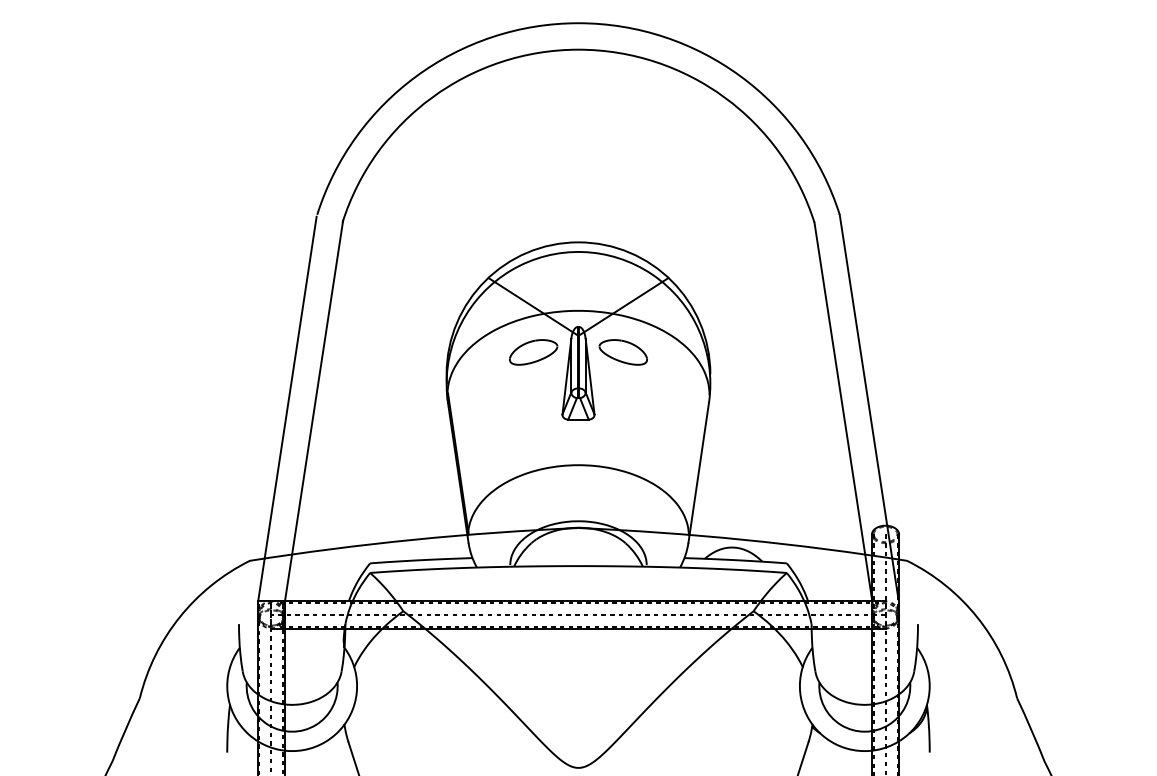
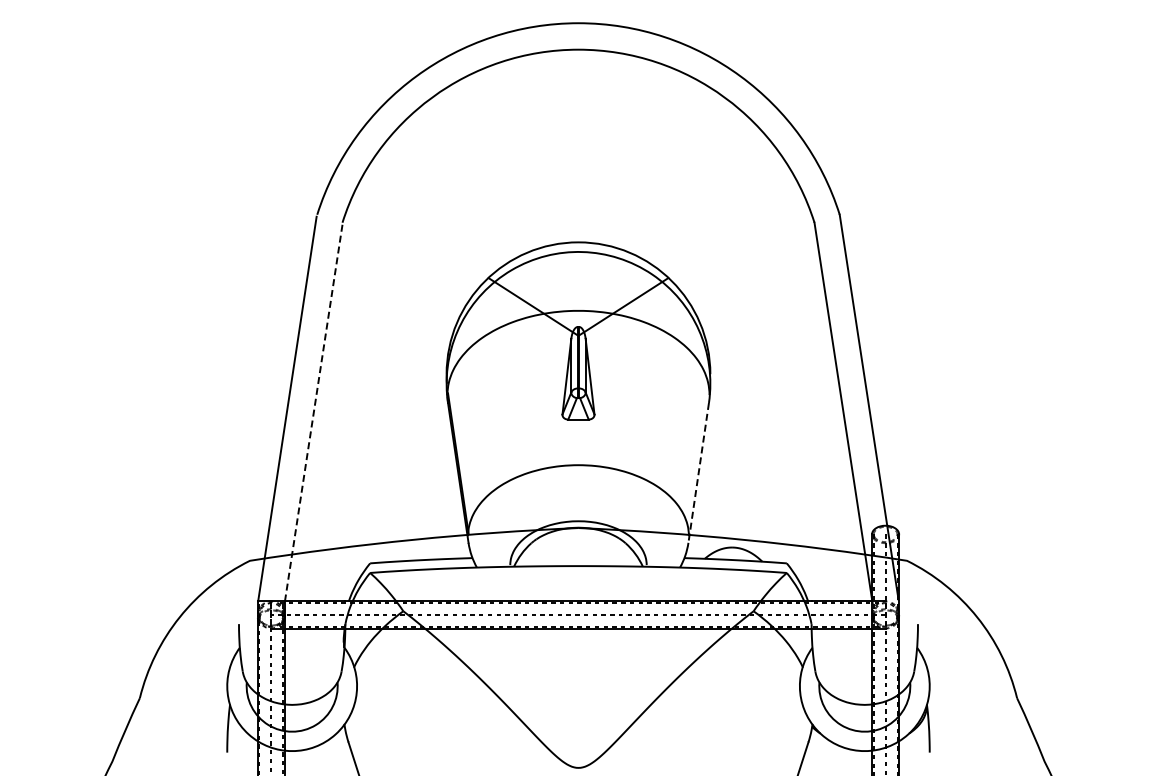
part: present -> none (533, 352)
part: present -> none (622, 352)
line: solid -> dashed (314, 411)
line: solid -> dashed (698, 472)
